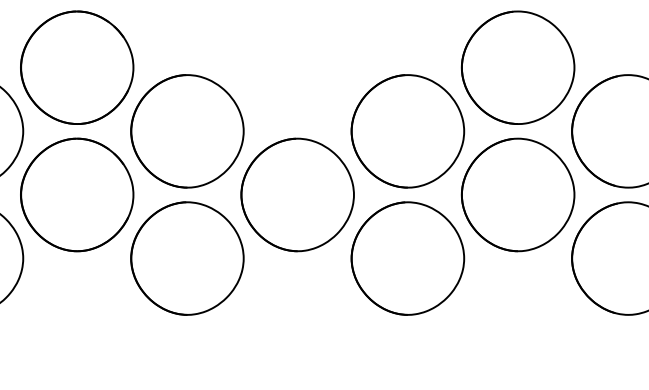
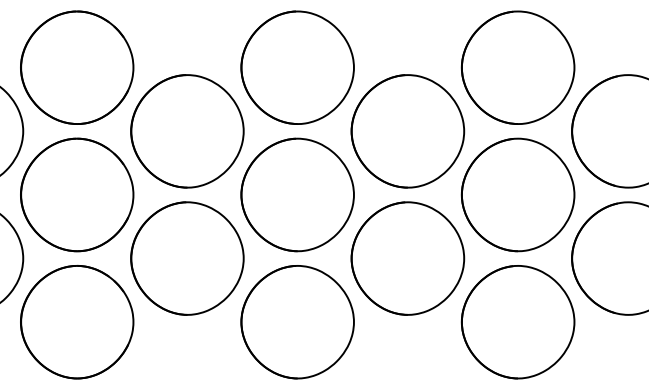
part: none -> present (297, 67)
part: none -> present (77, 322)
part: none -> present (297, 322)
part: none -> present (517, 322)
